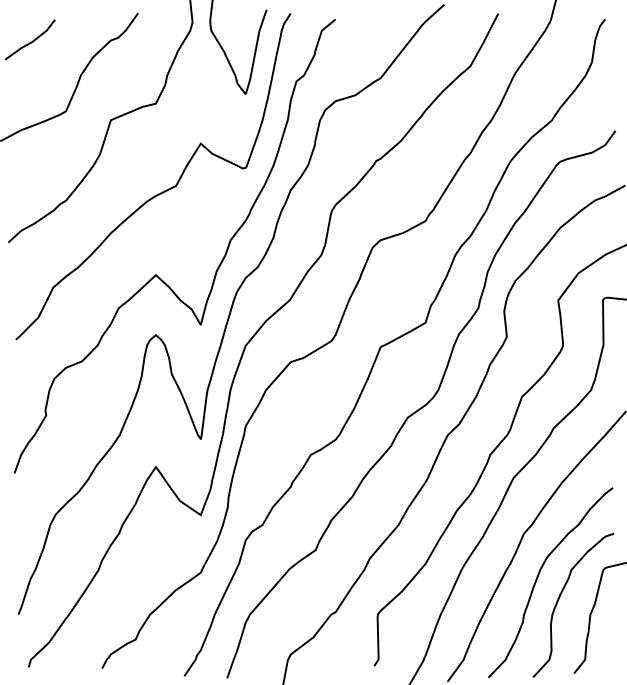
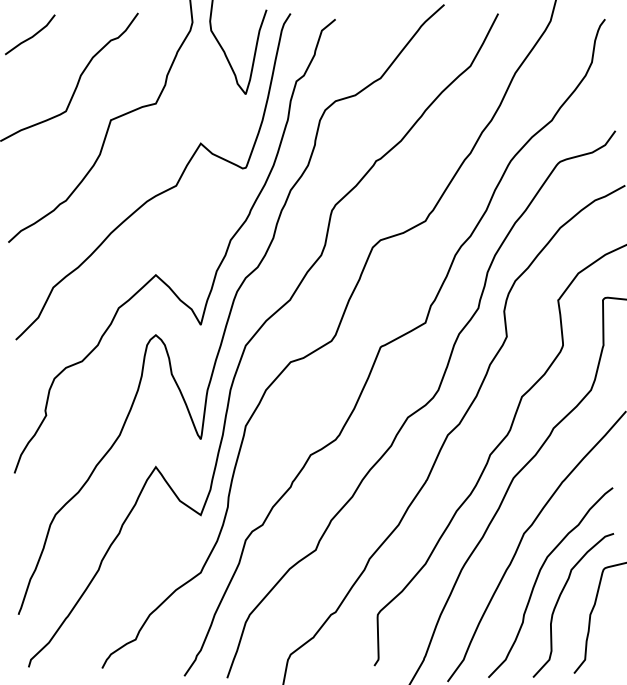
line position: (32, 40) -> (32, 35) (32, 35)
